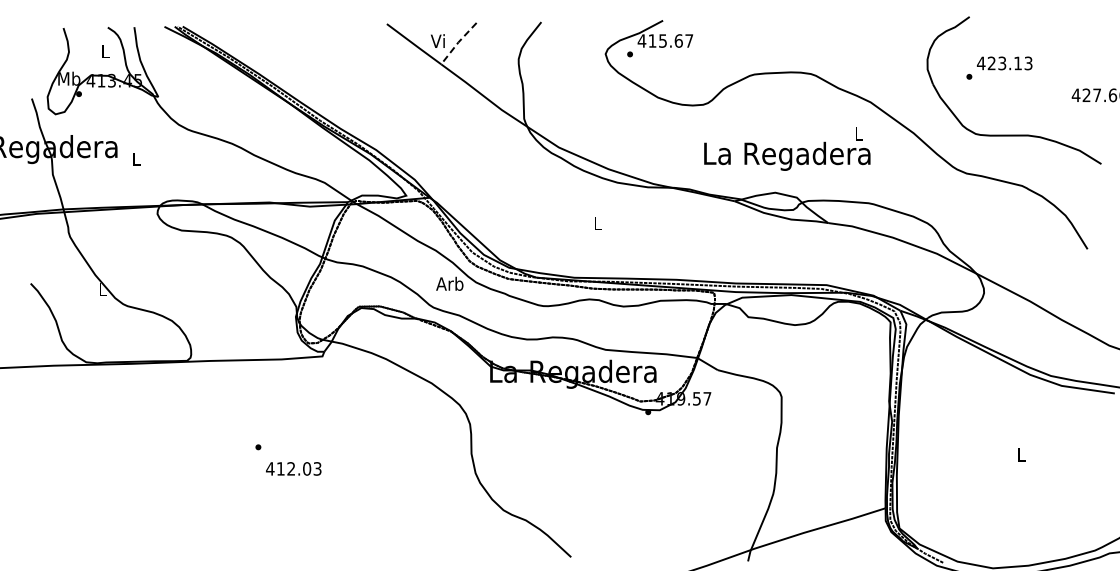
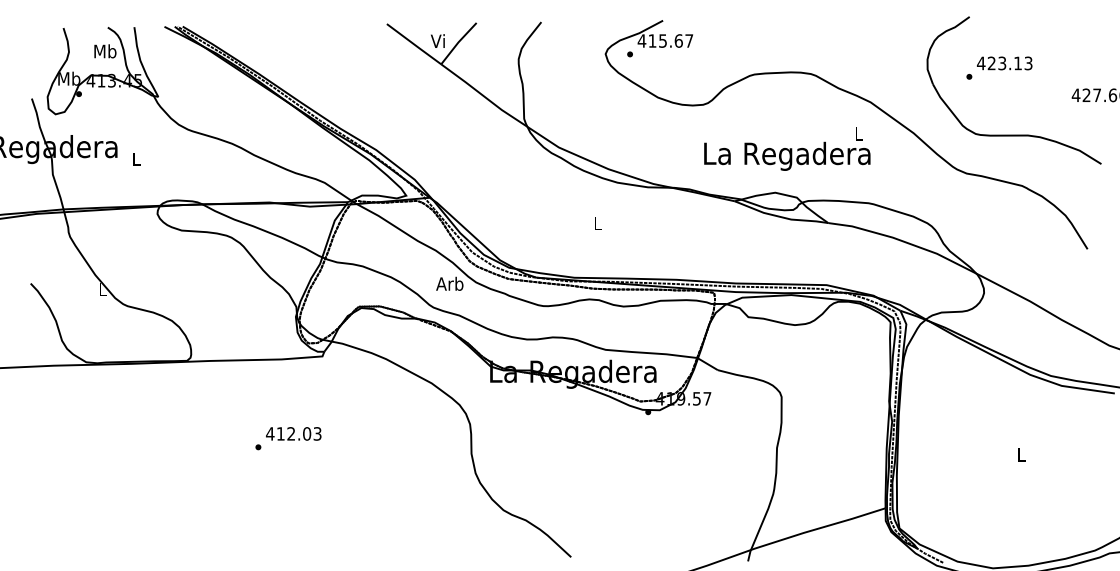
line: dashed -> solid (458, 42)
text: L -> Mb (105, 51)
text position: (293, 468) -> (293, 433) (293, 433)
